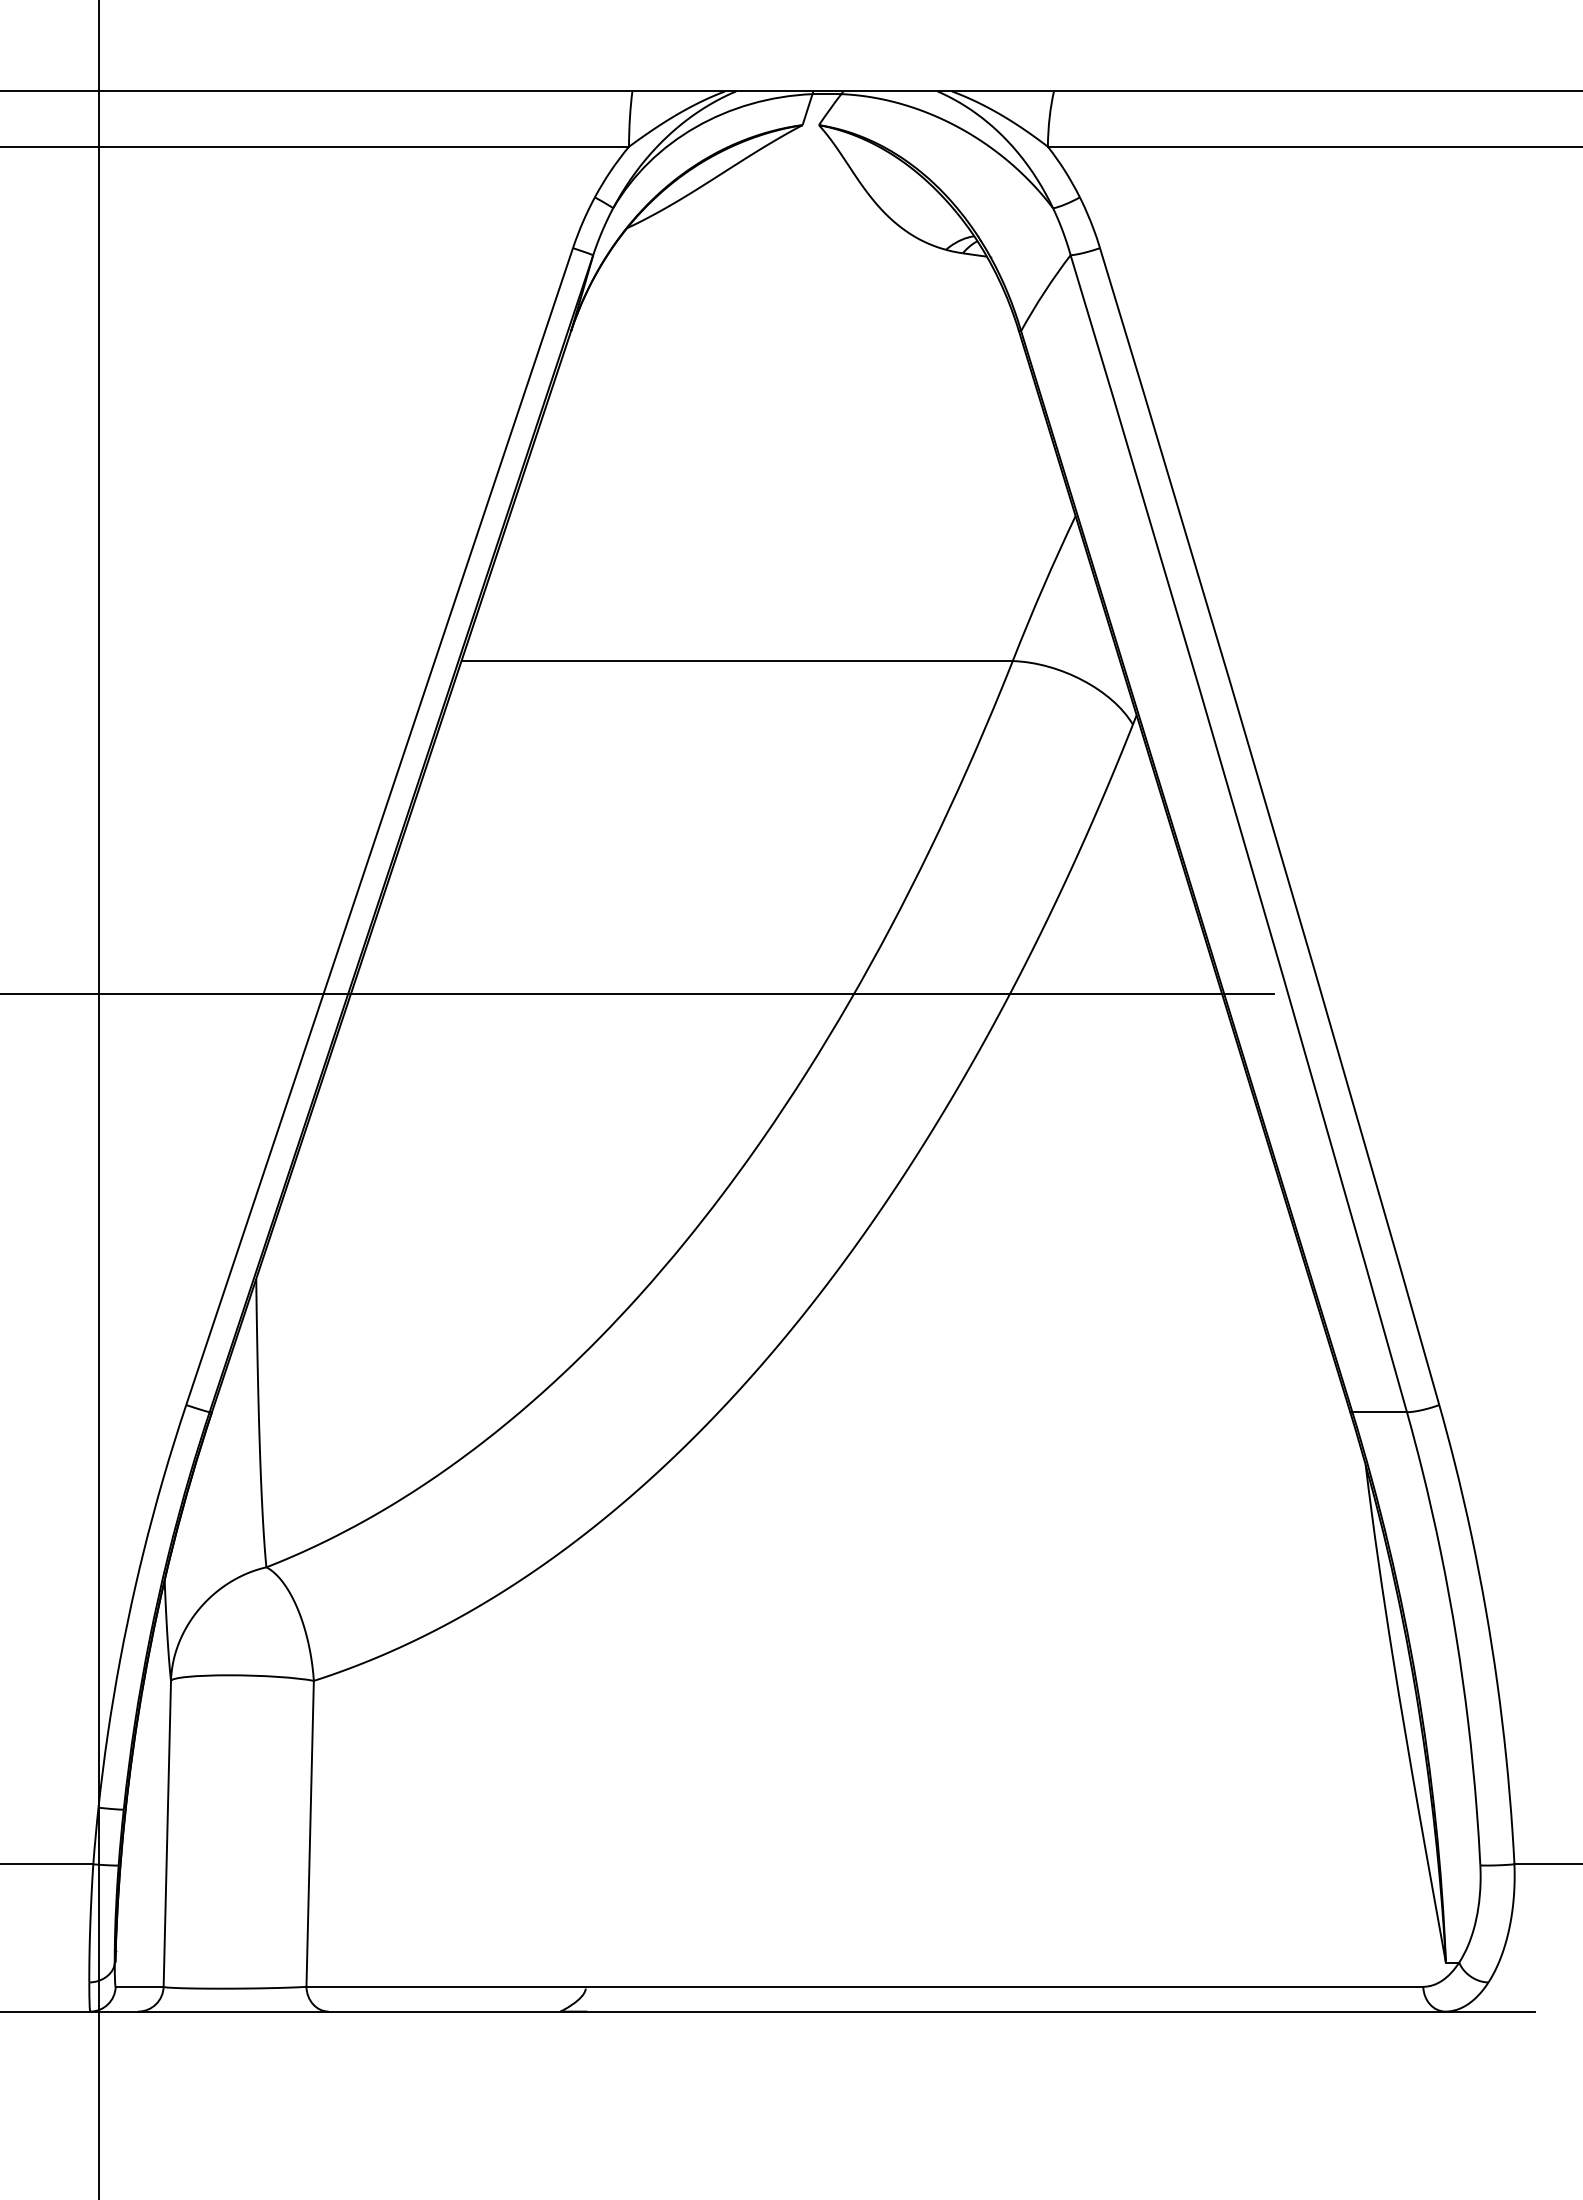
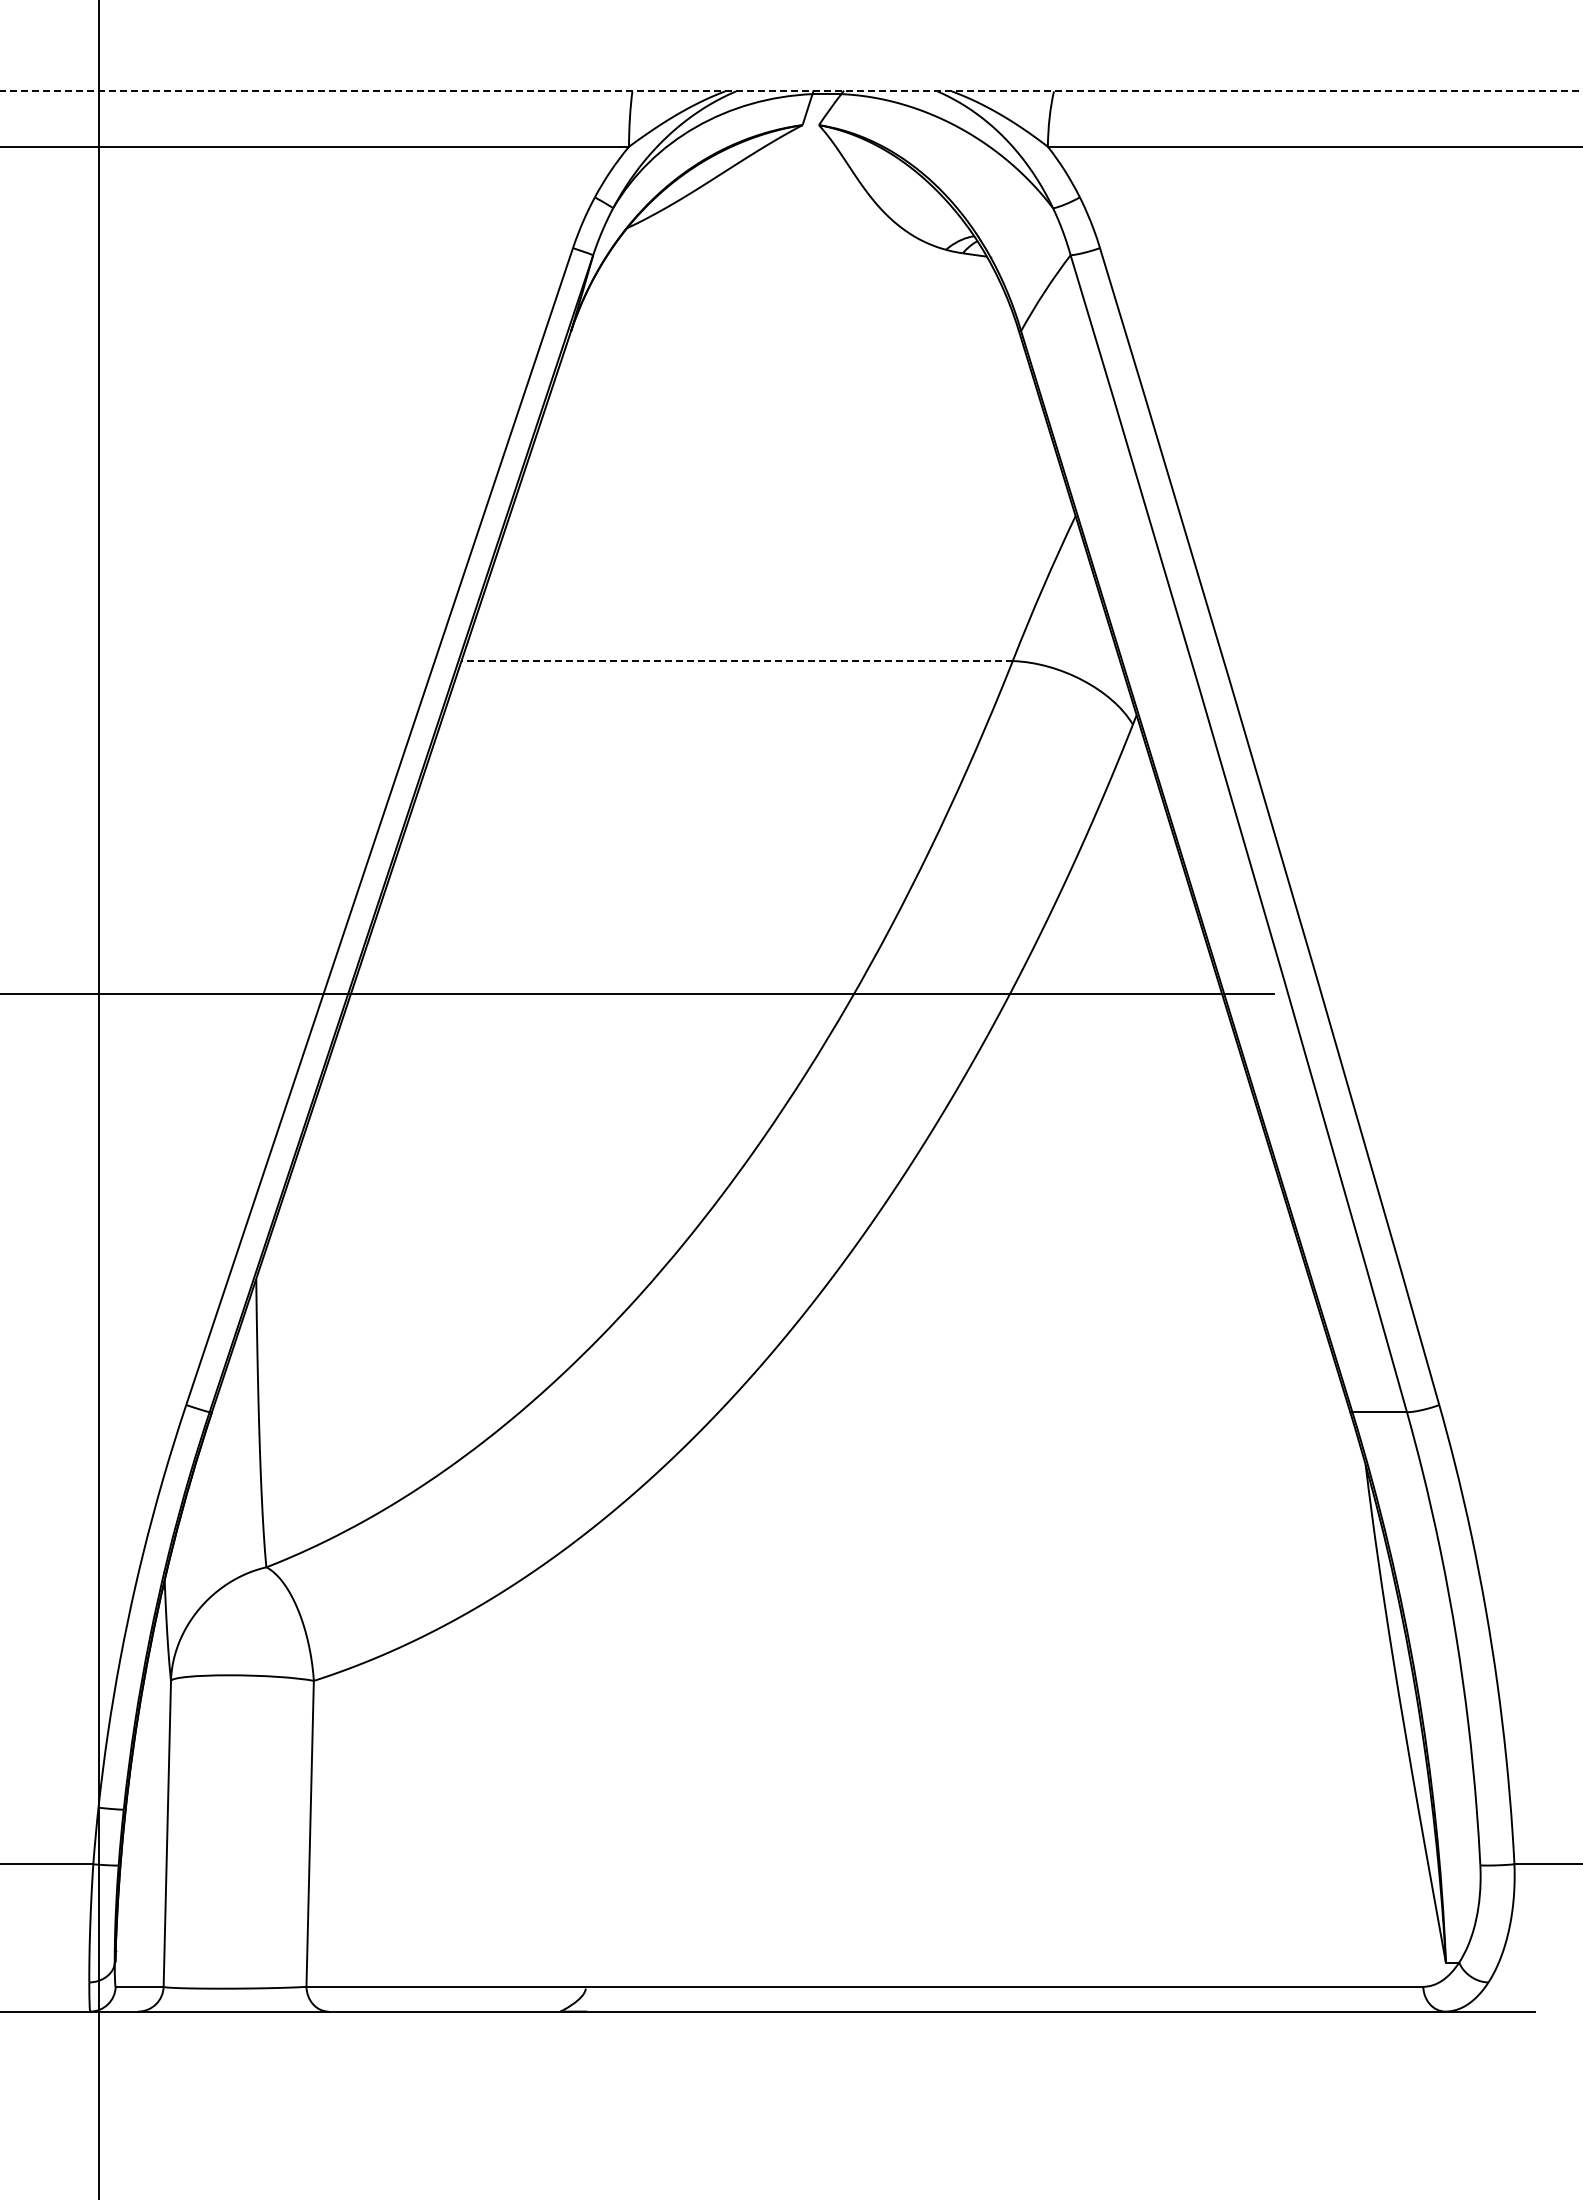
line: solid -> dashed (791, 91)
line: solid -> dashed (737, 661)
